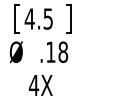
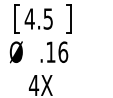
text: .18 -> .16 (63, 51)
